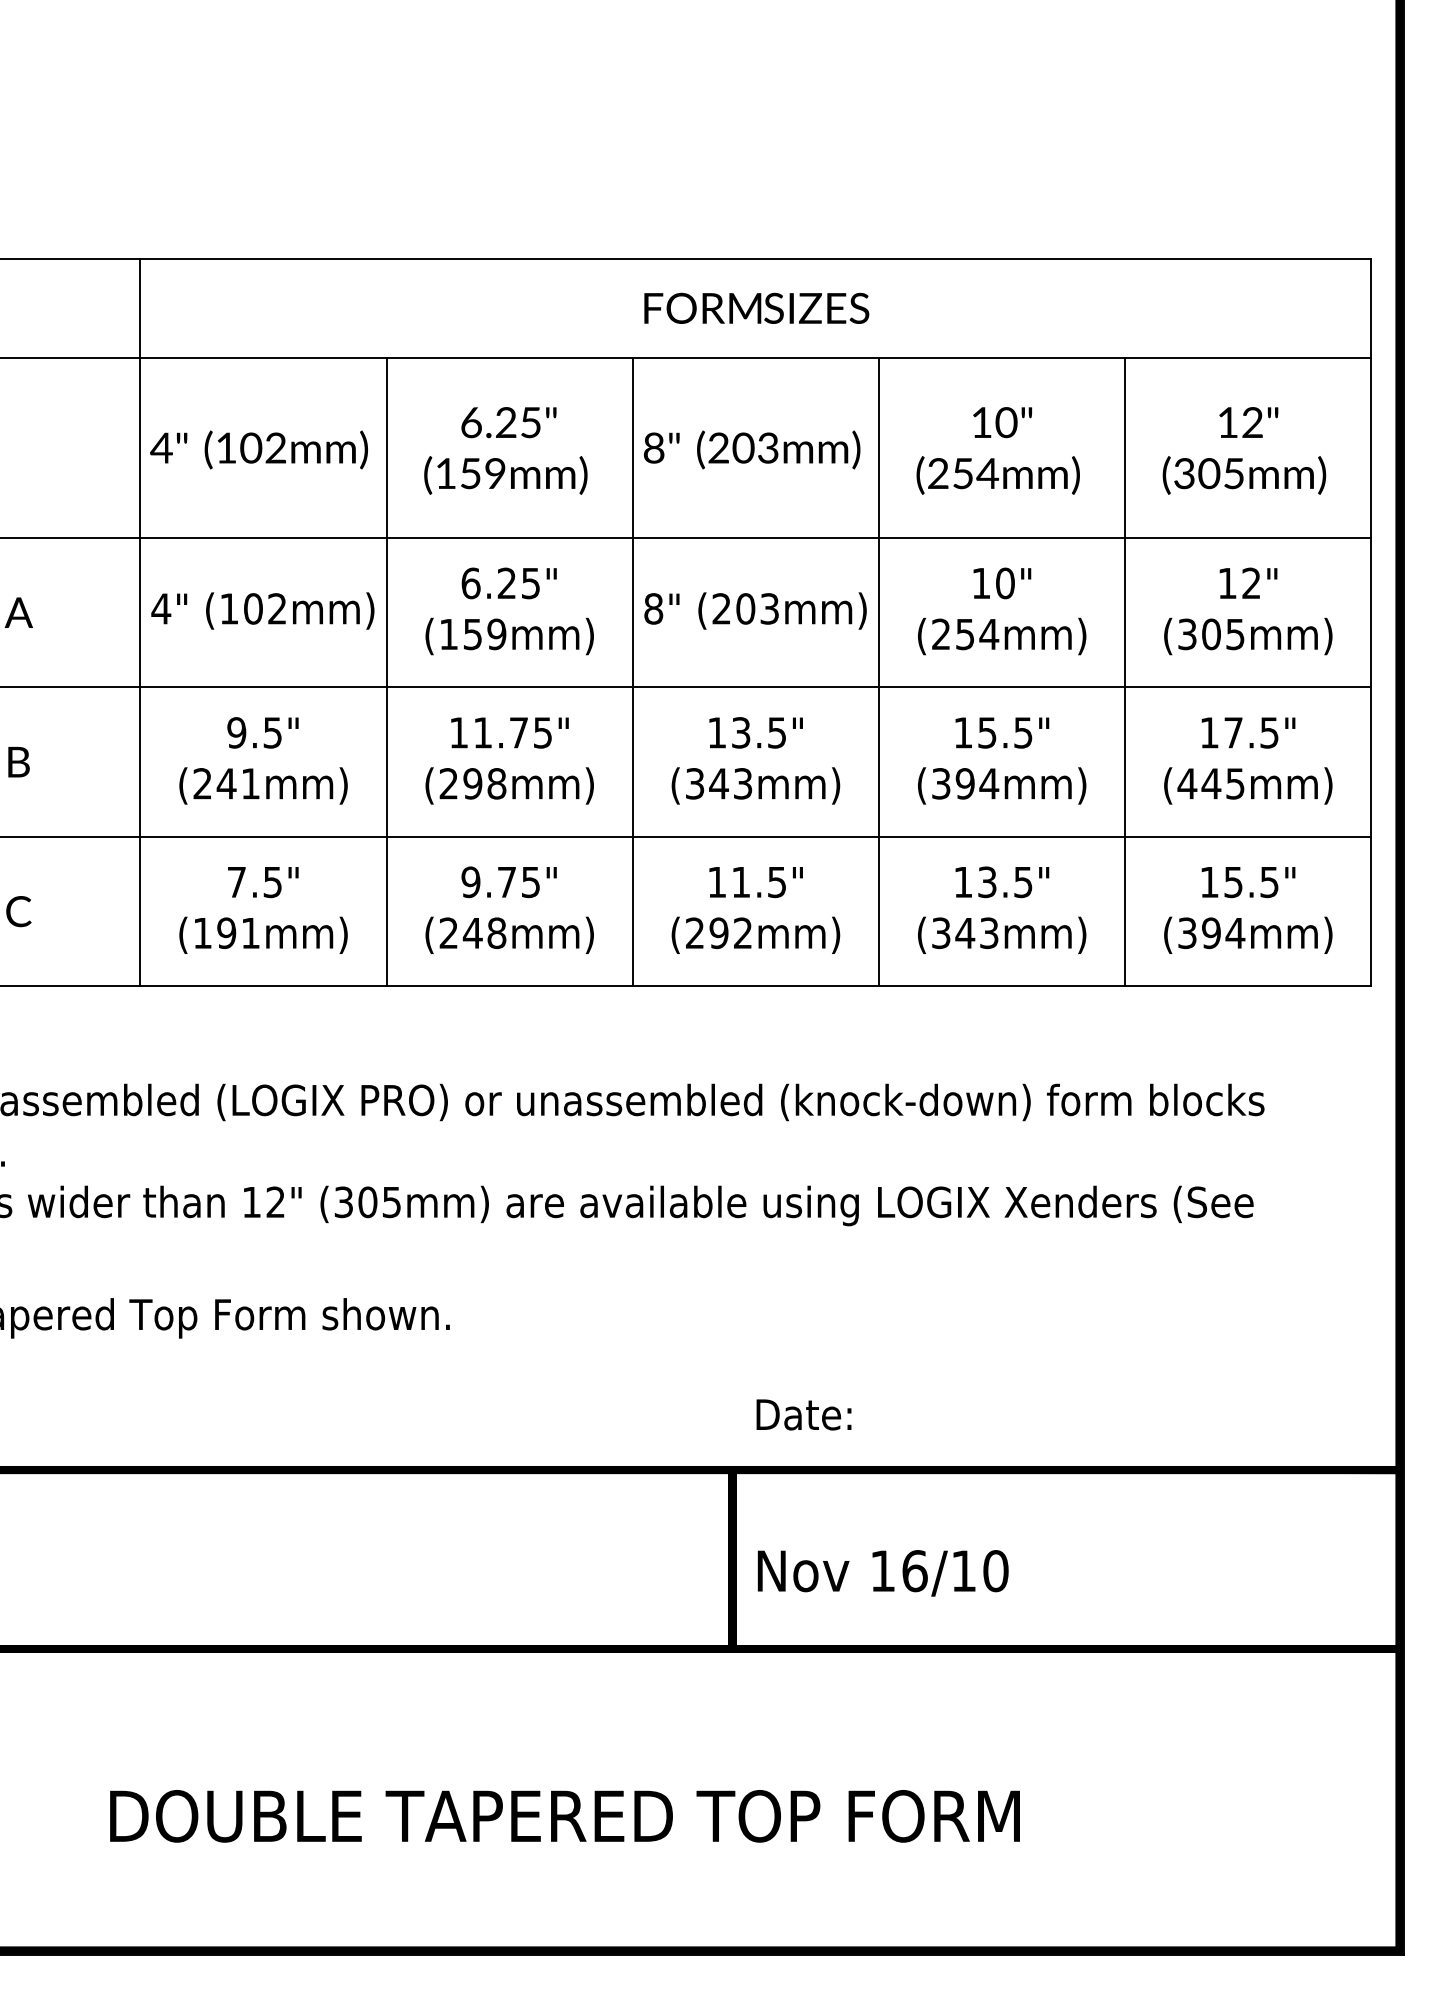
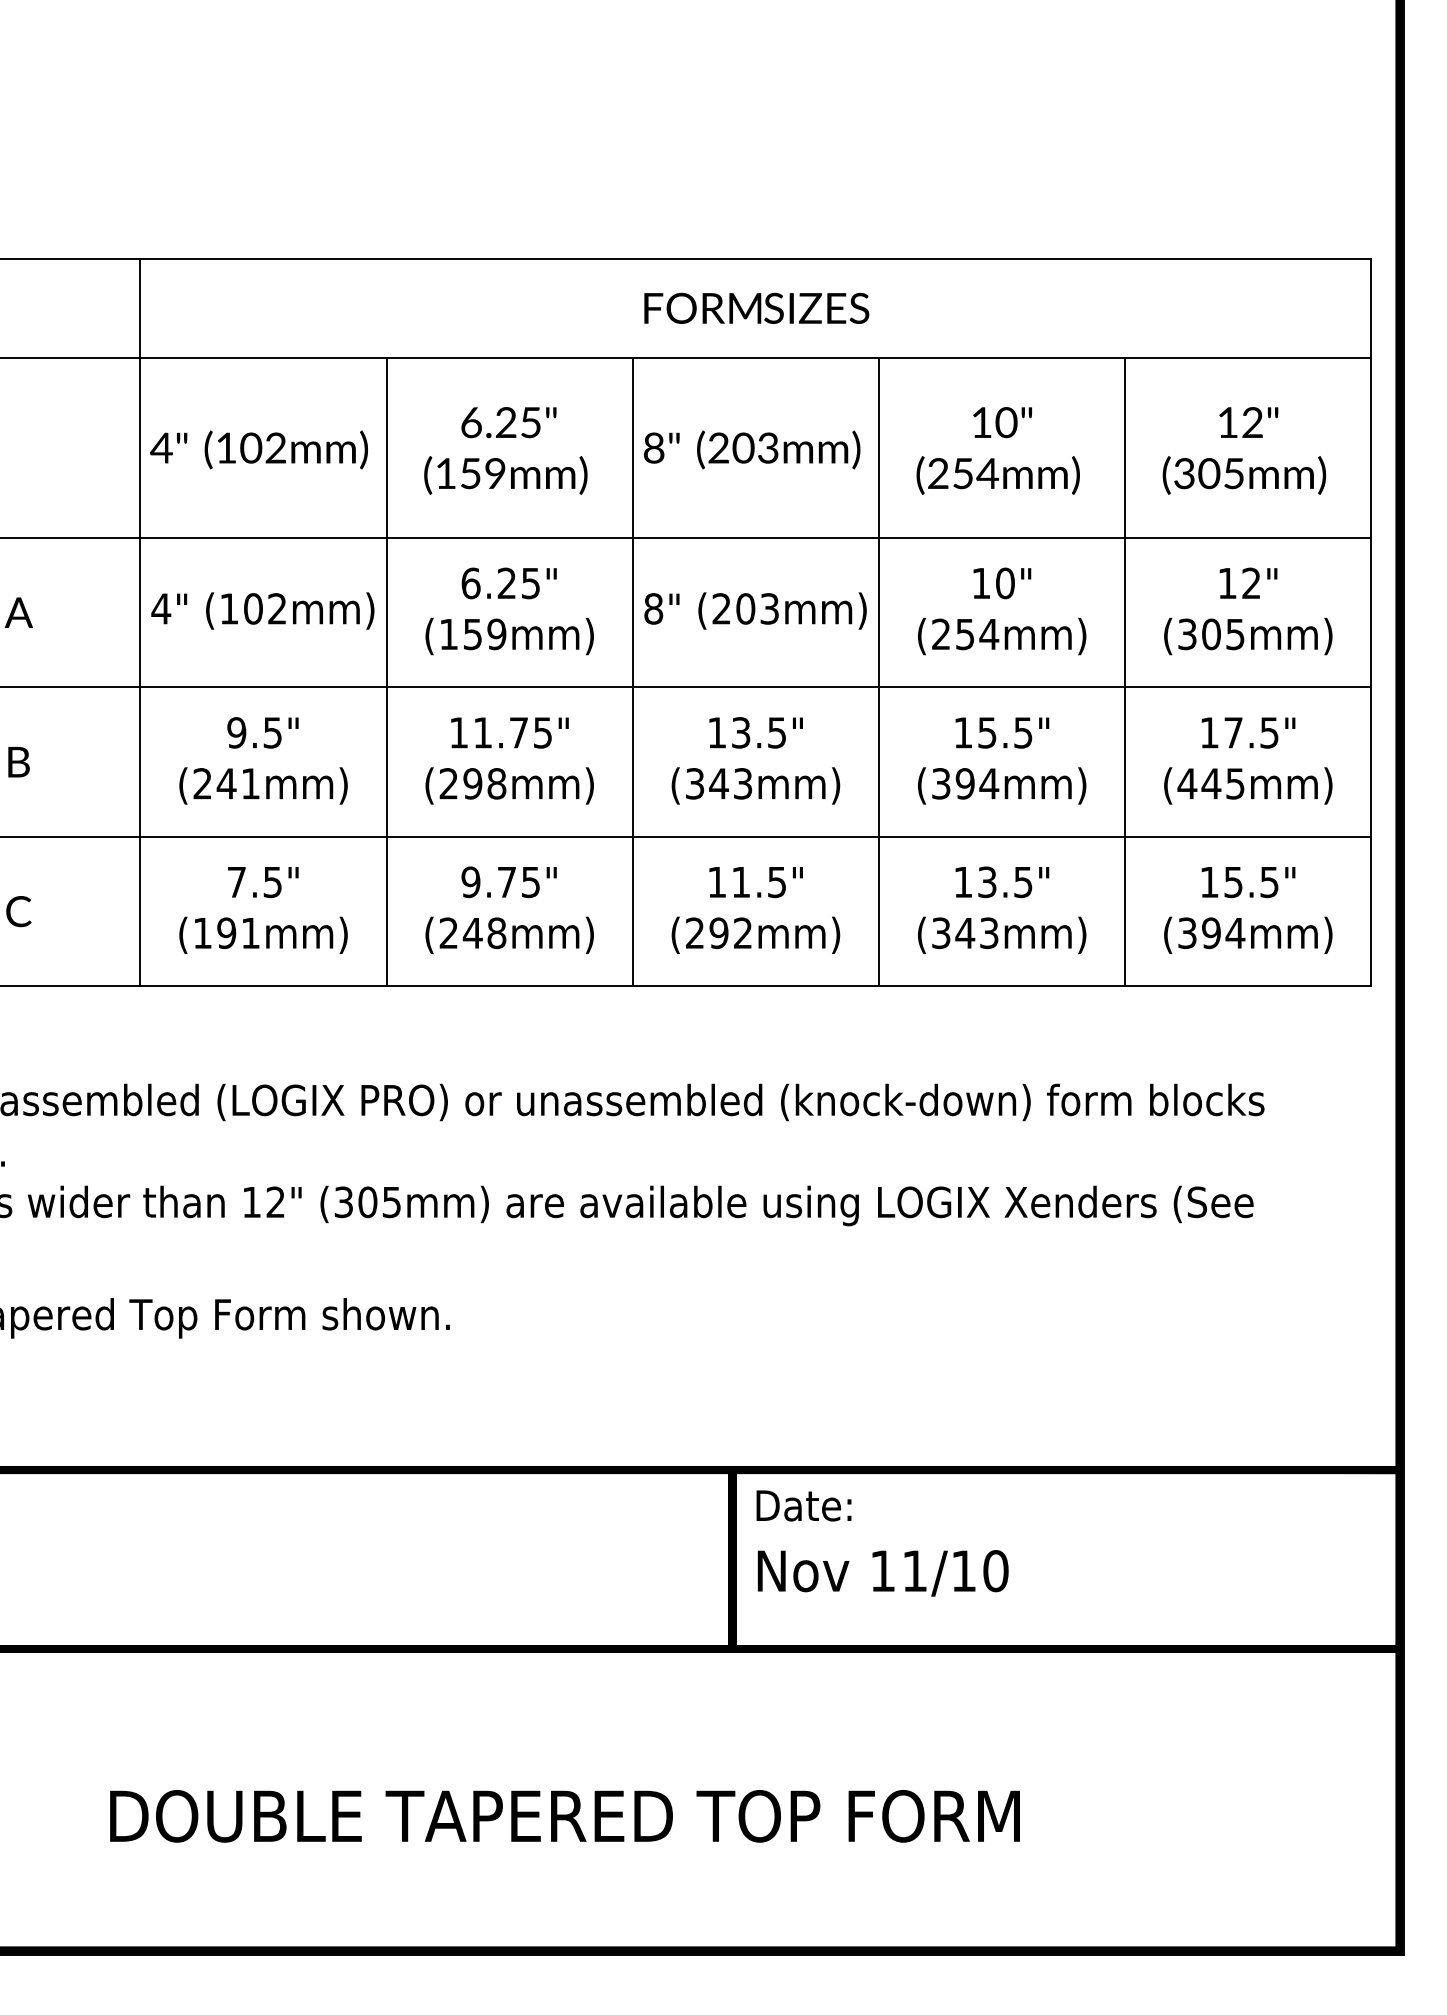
text position: (803, 1414) -> (803, 1505) (803, 1505)
text: 16/10 -> 11/10 (914, 1571)
